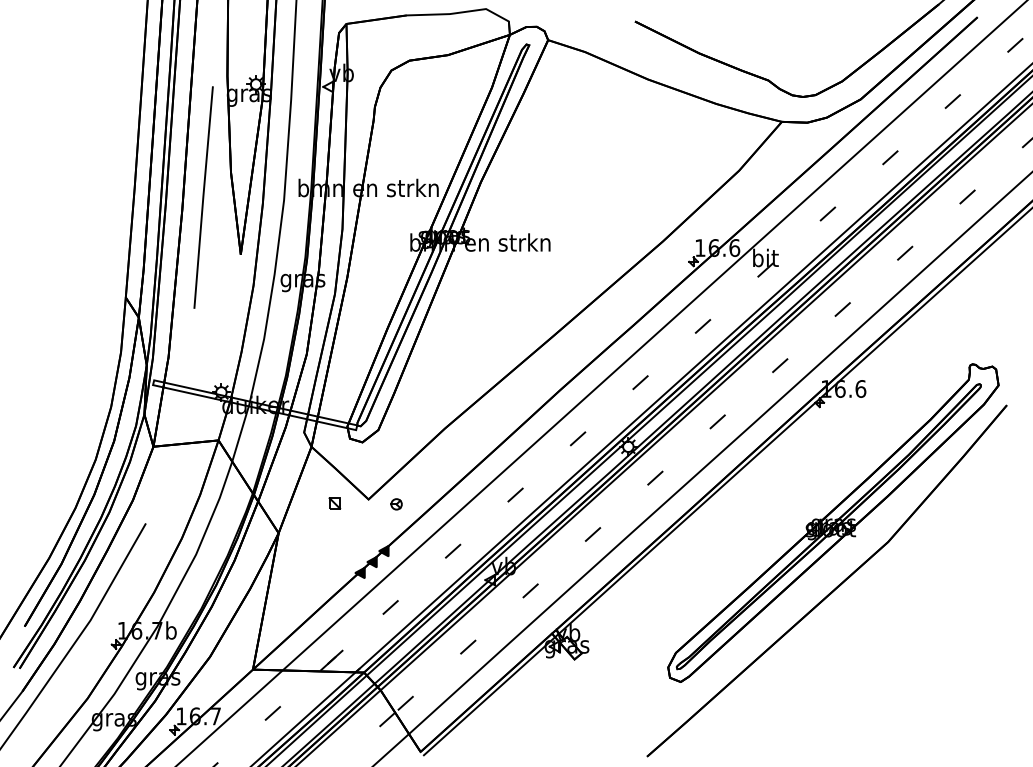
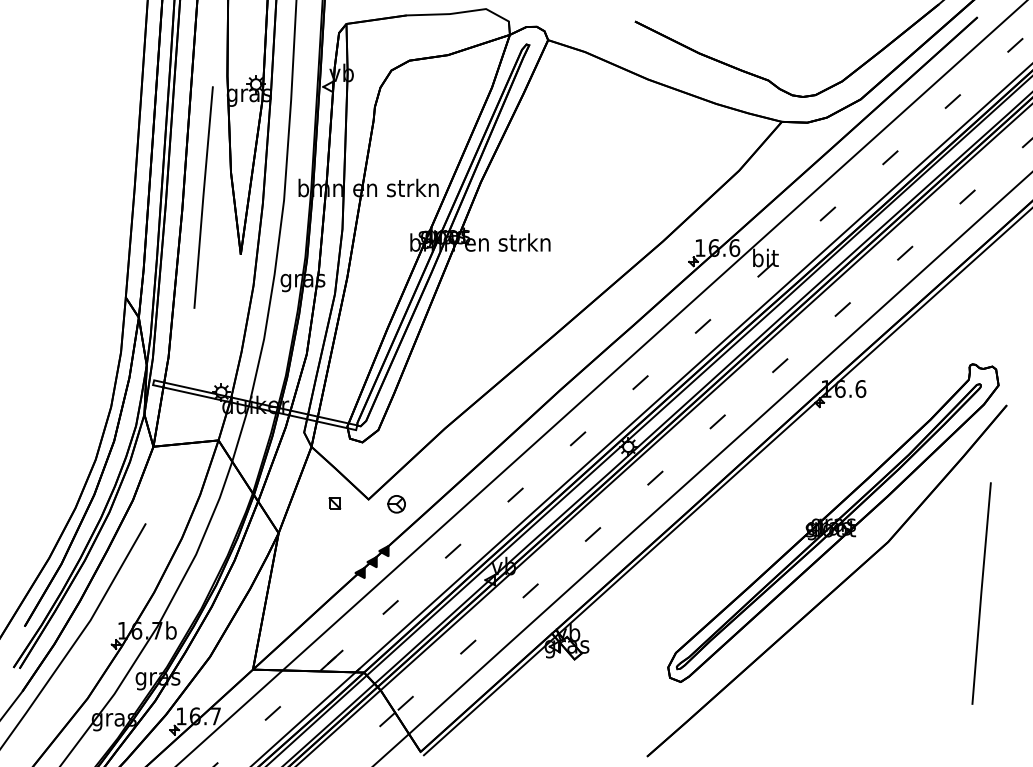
part size: 13x13 px -> 19x19 px (396, 504)
line: none -> present (981, 593)
